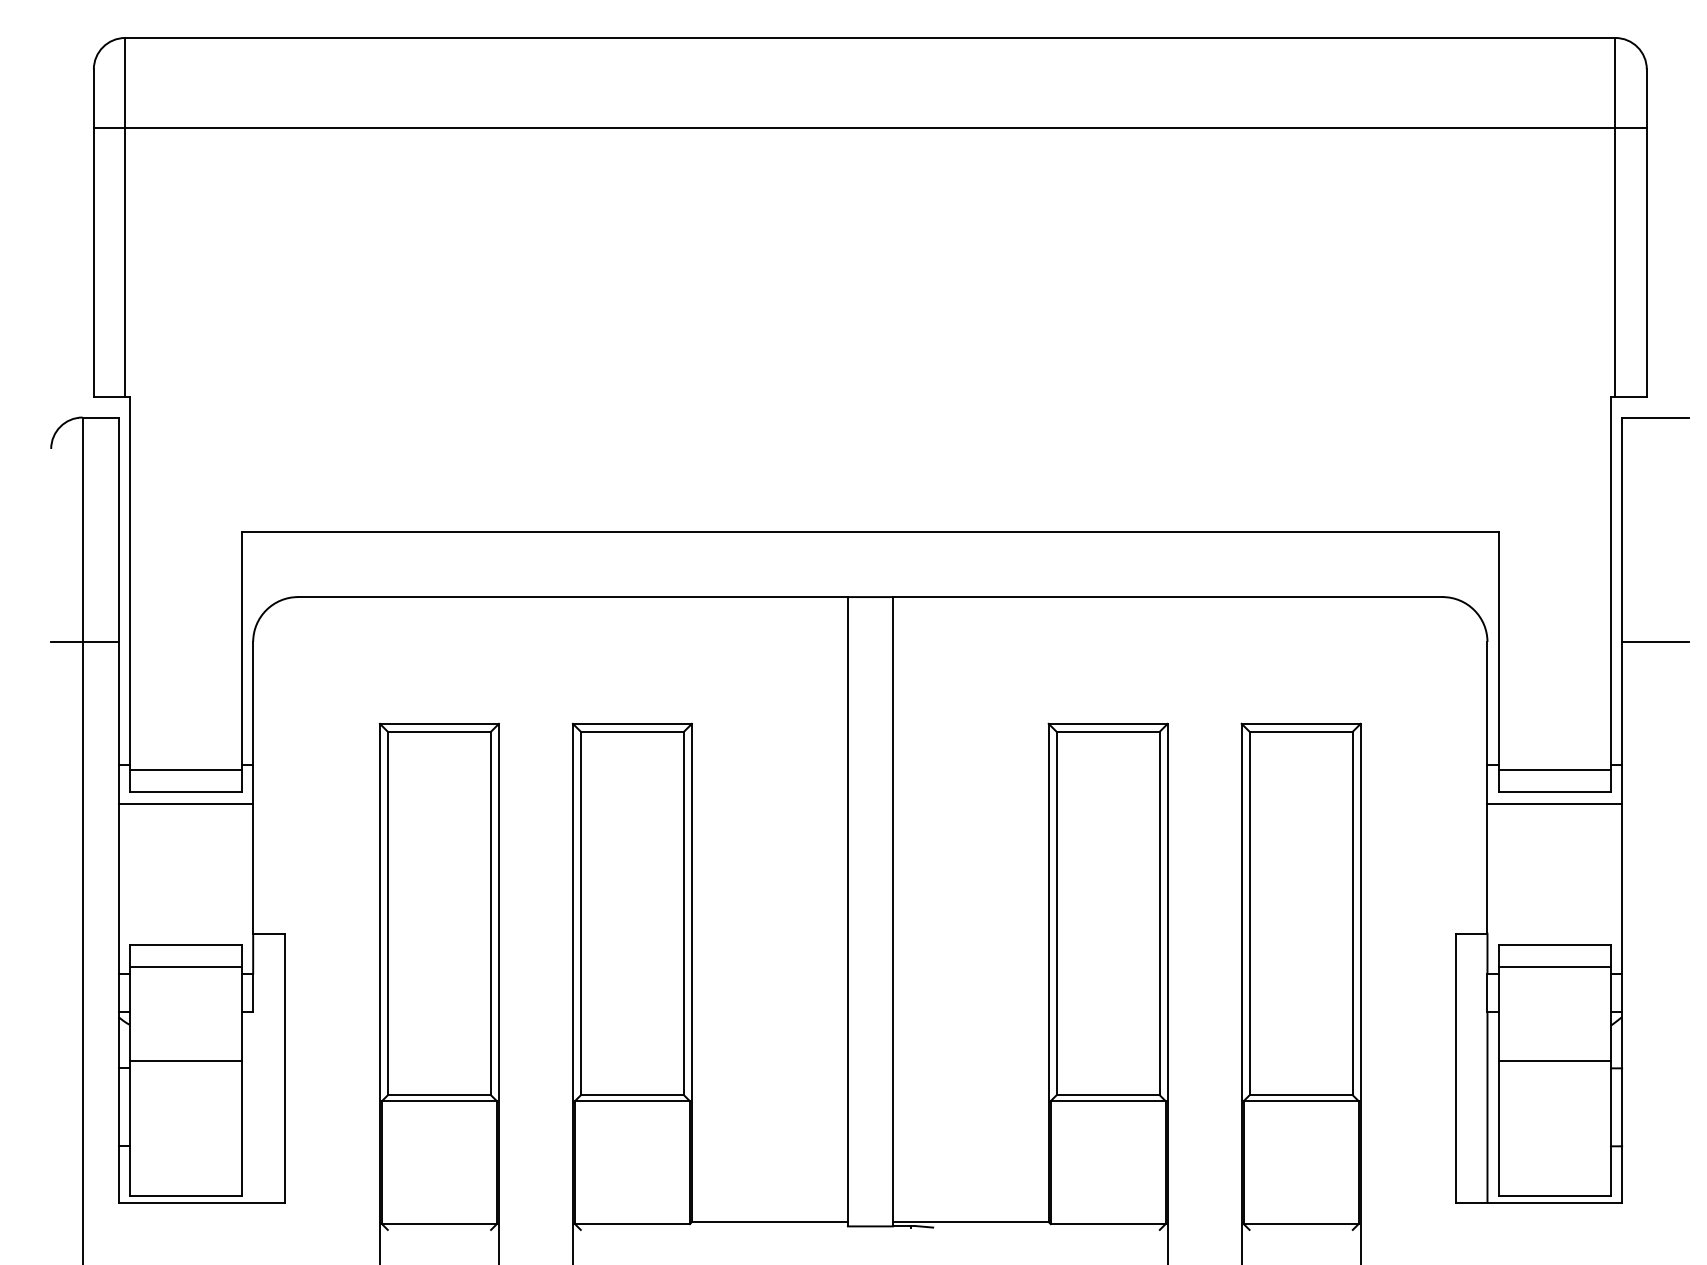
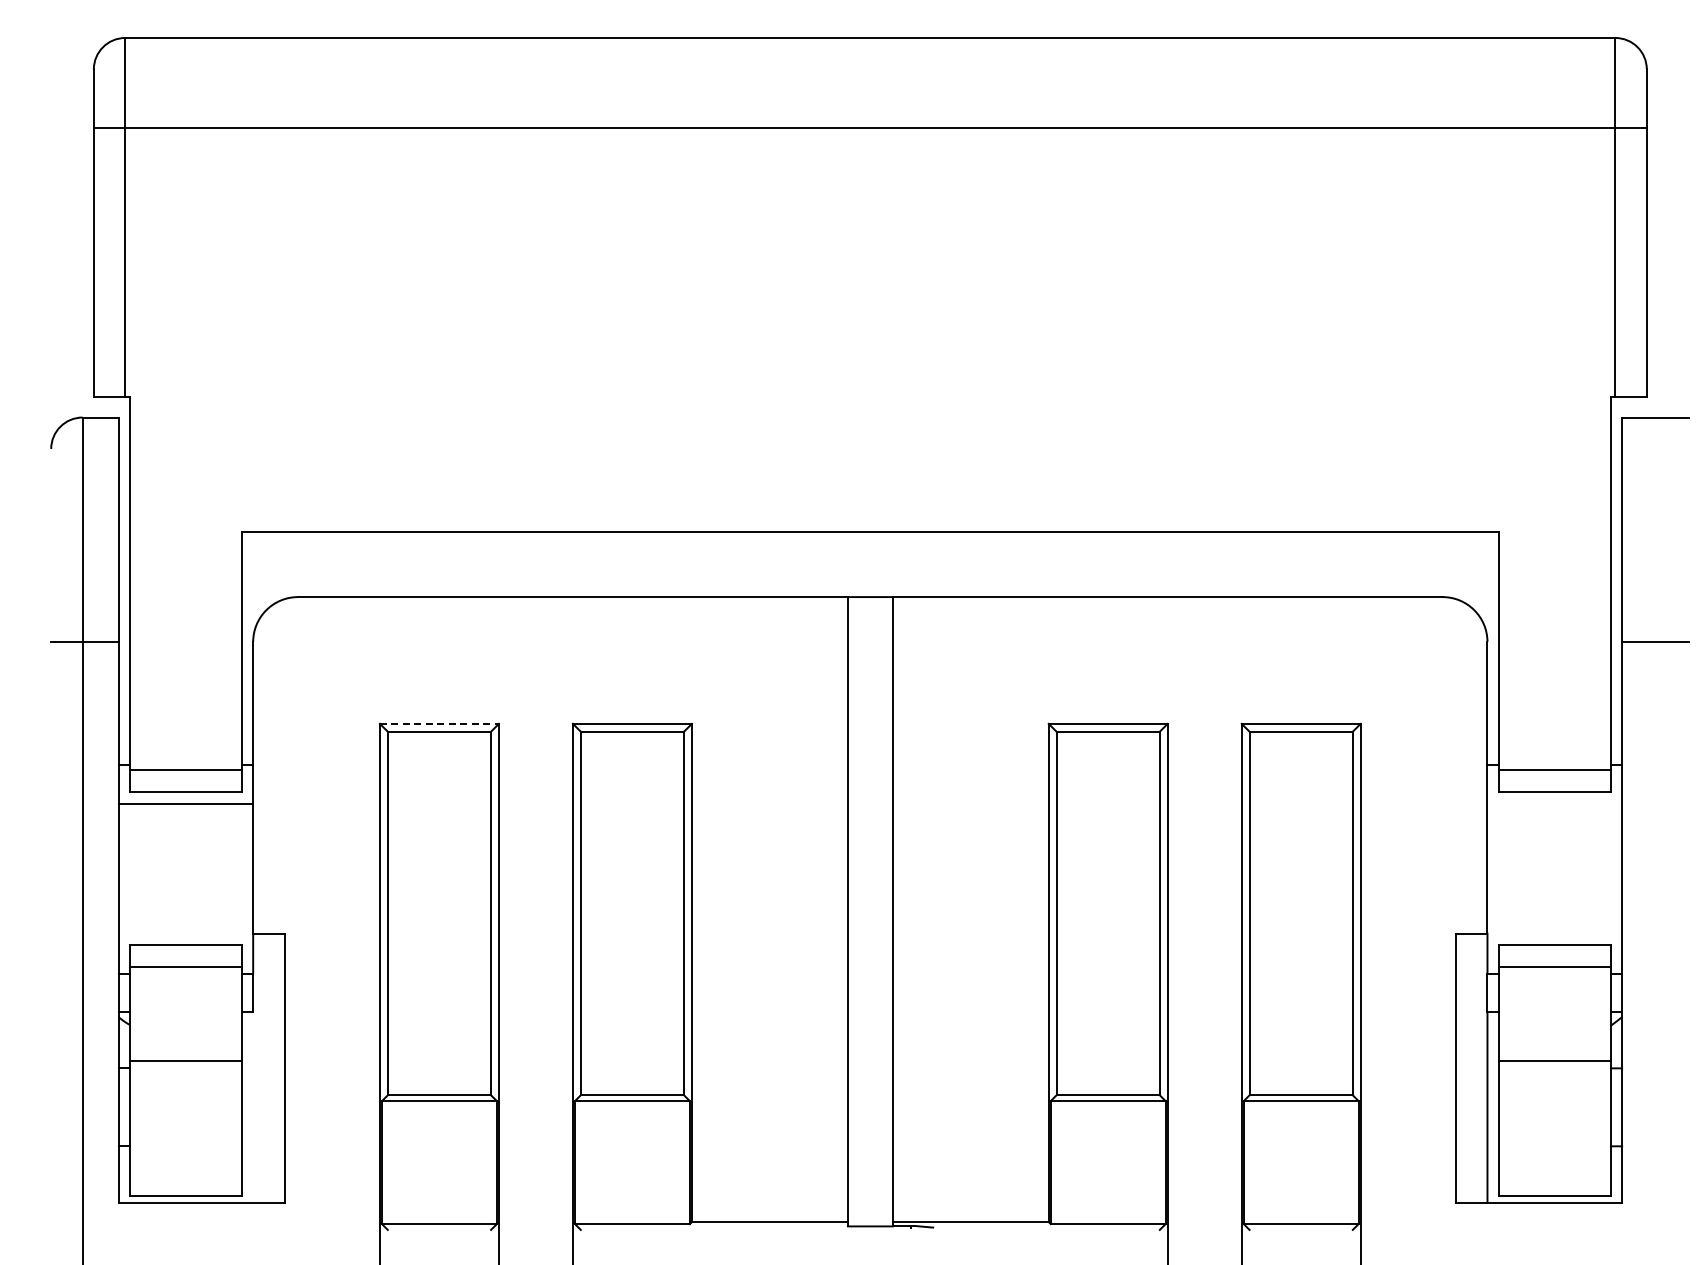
line: solid -> dashed (439, 723)
line: present -> none (1554, 804)
